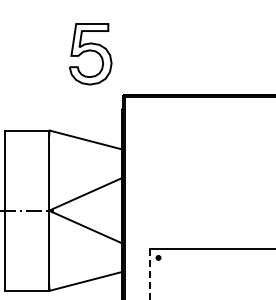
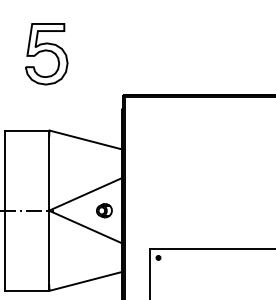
part position: (90, 54) -> (46, 54) (46, 54)
part: none -> present (104, 210)
line: dashed -> solid (149, 274)
